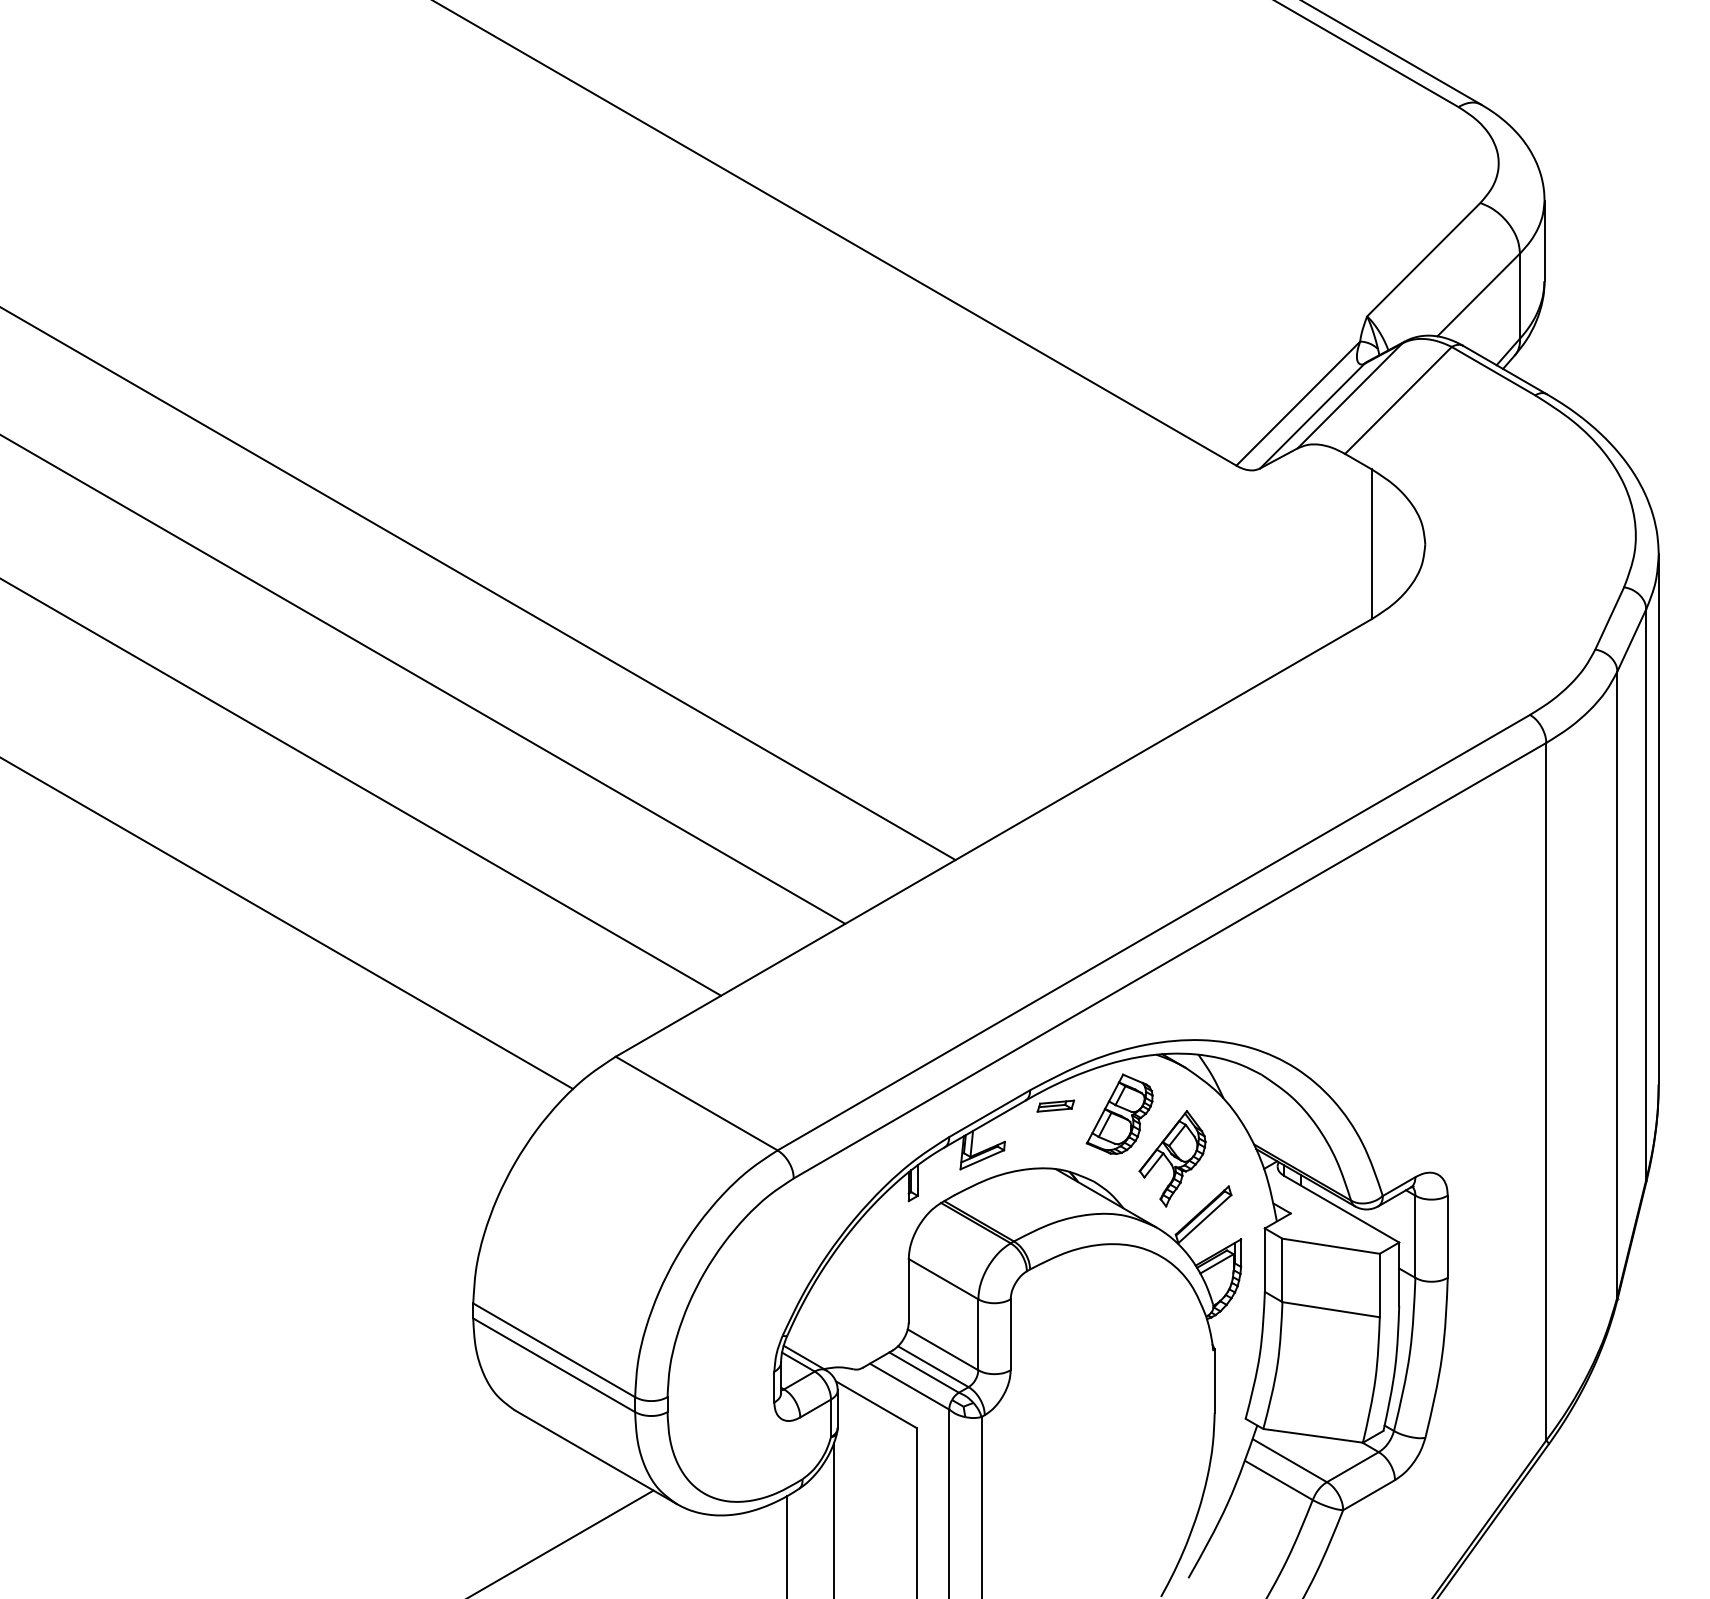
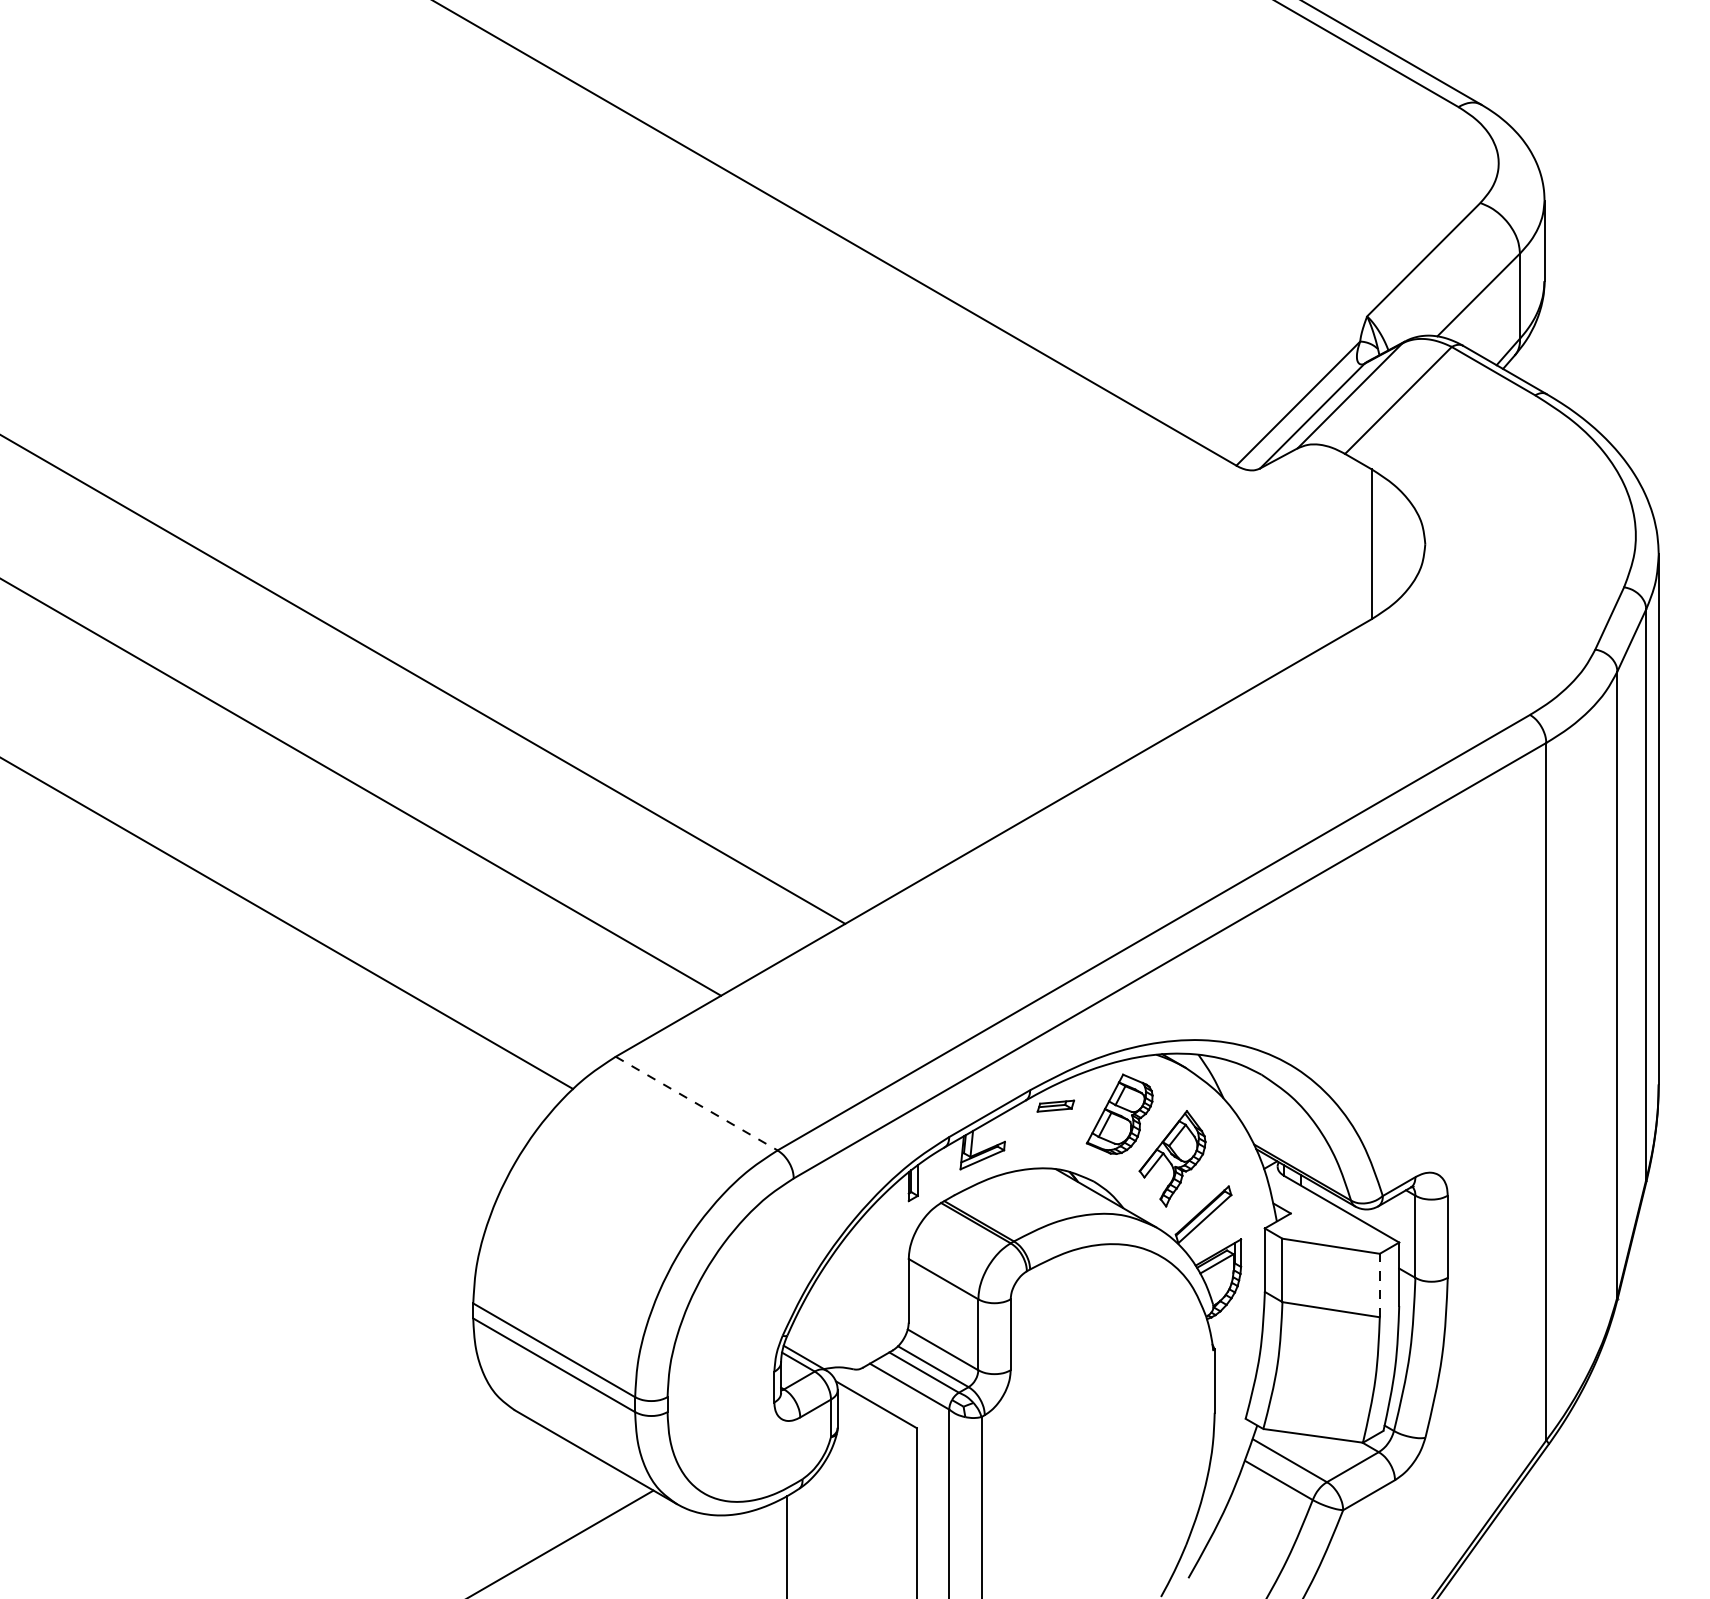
line: present -> none (478, 584)
line: solid -> dashed (696, 1103)
line: solid -> dashed (1379, 1285)
line: present -> none (834, 1518)
